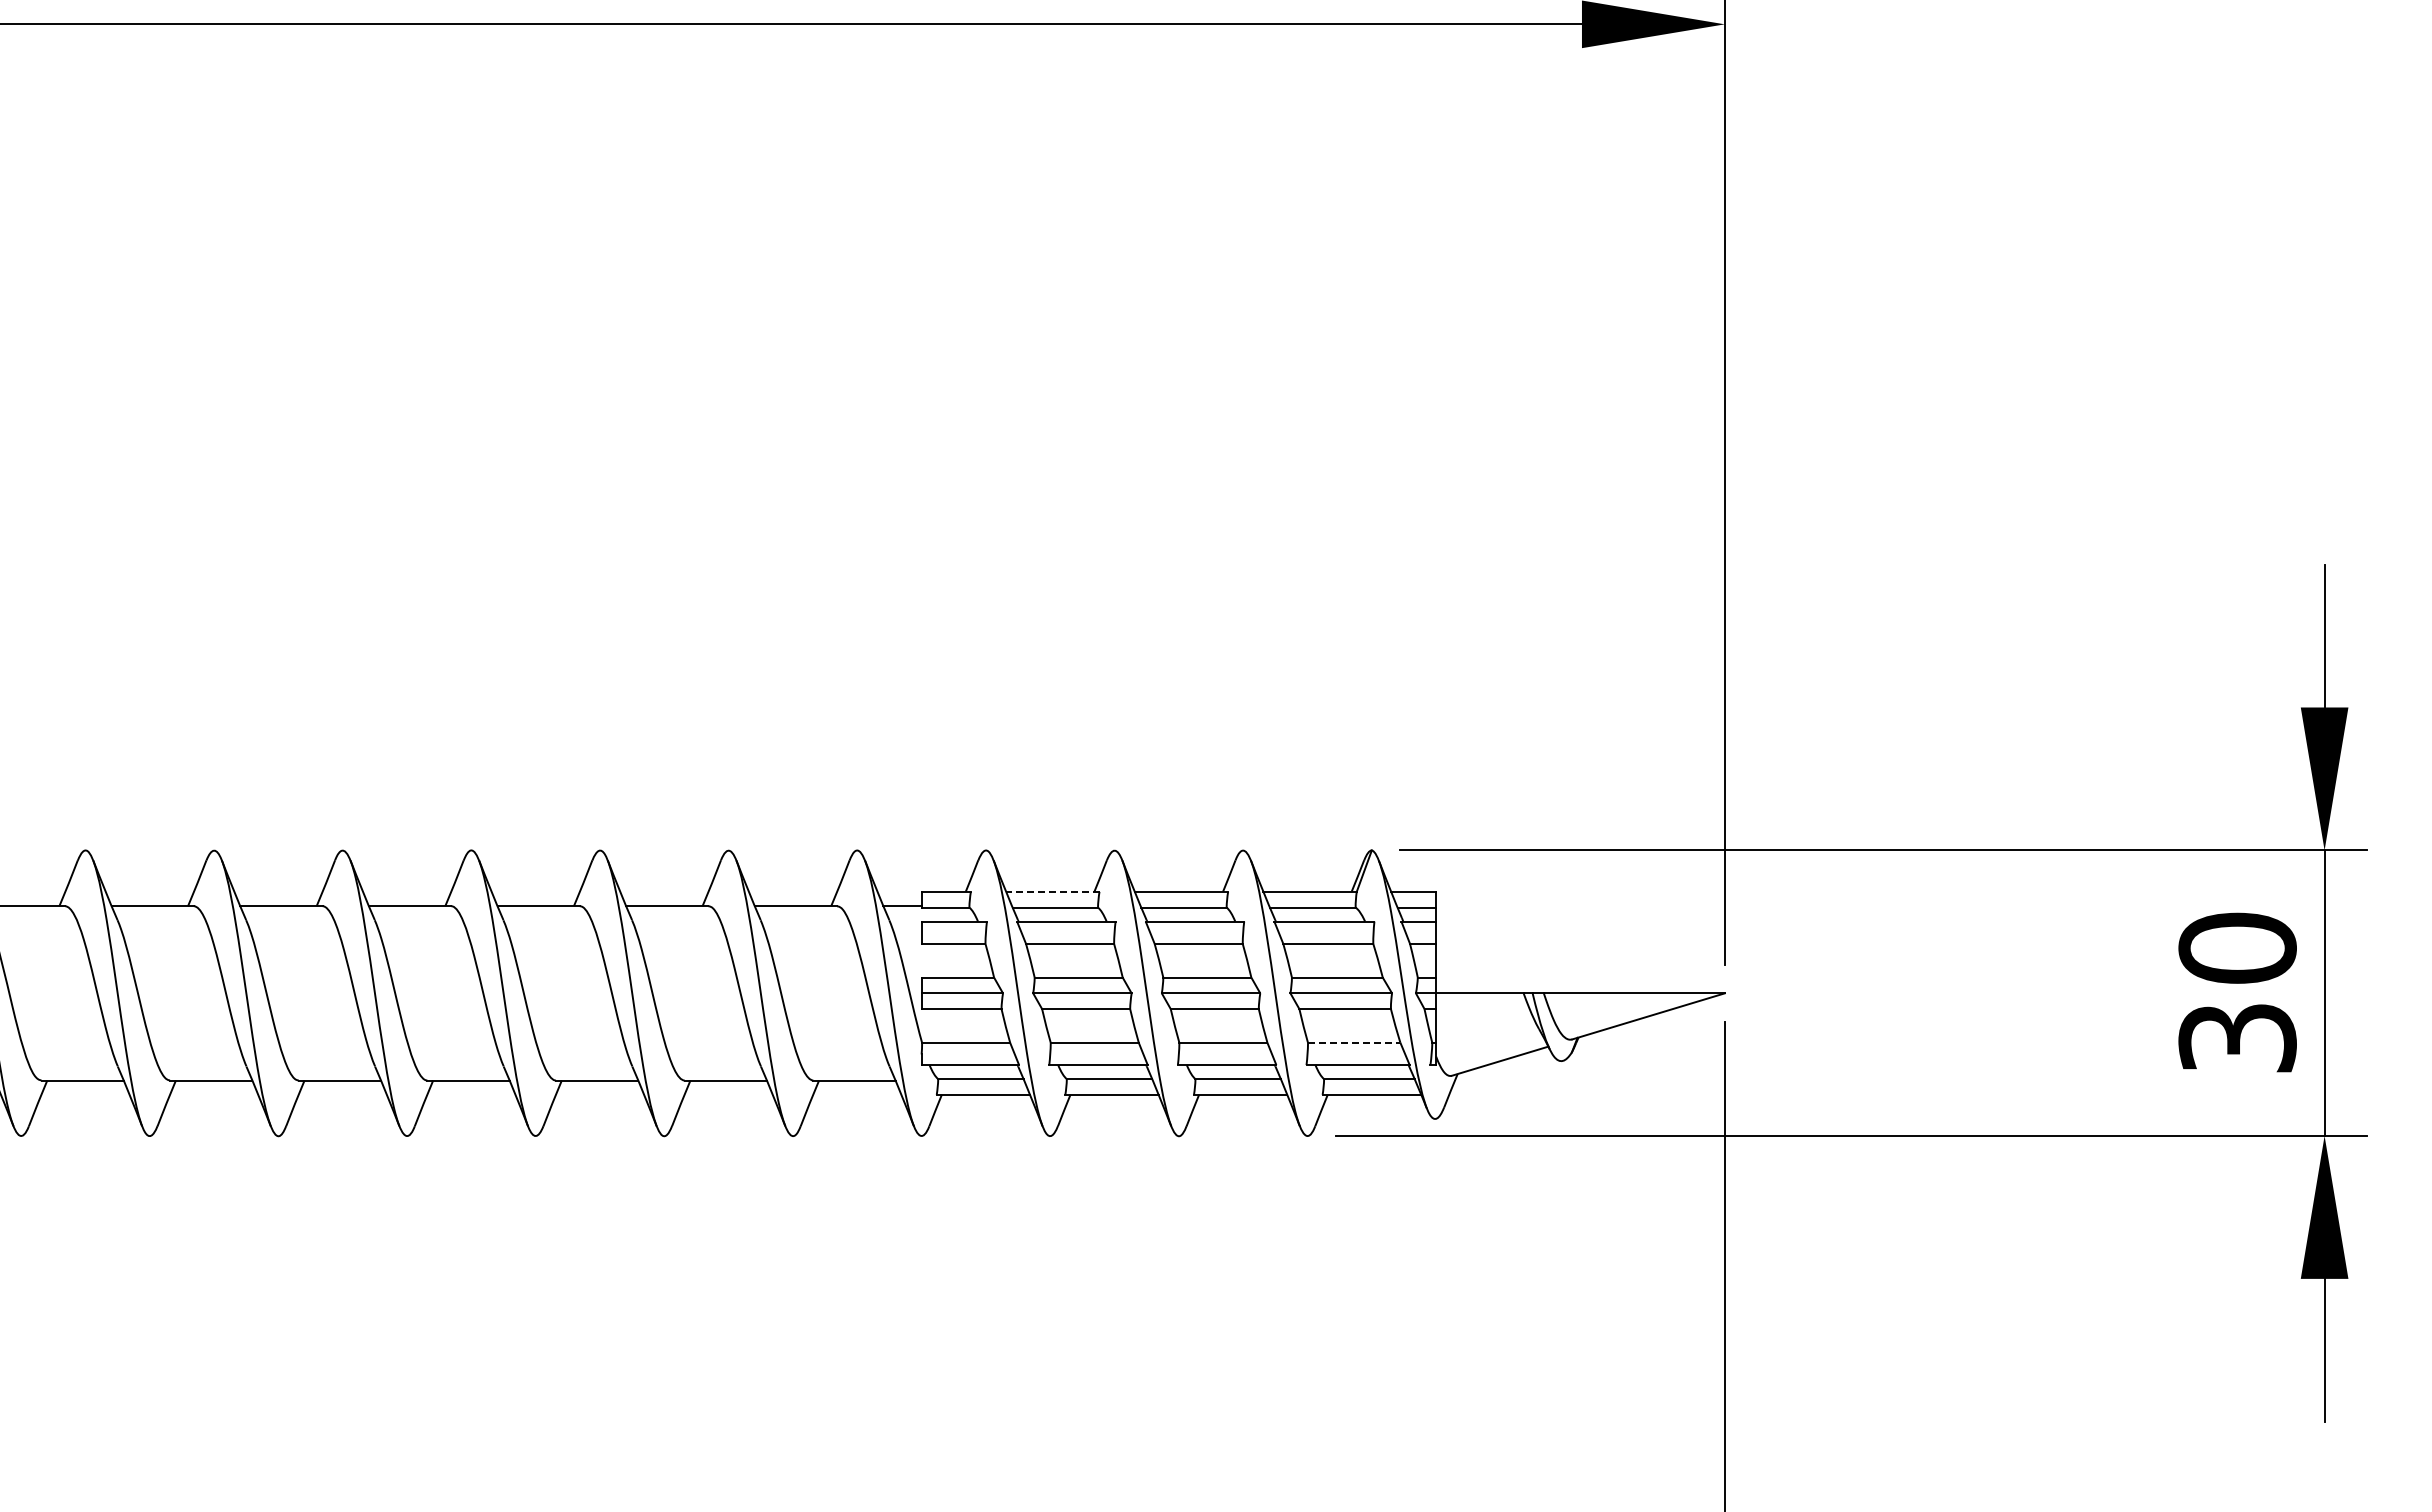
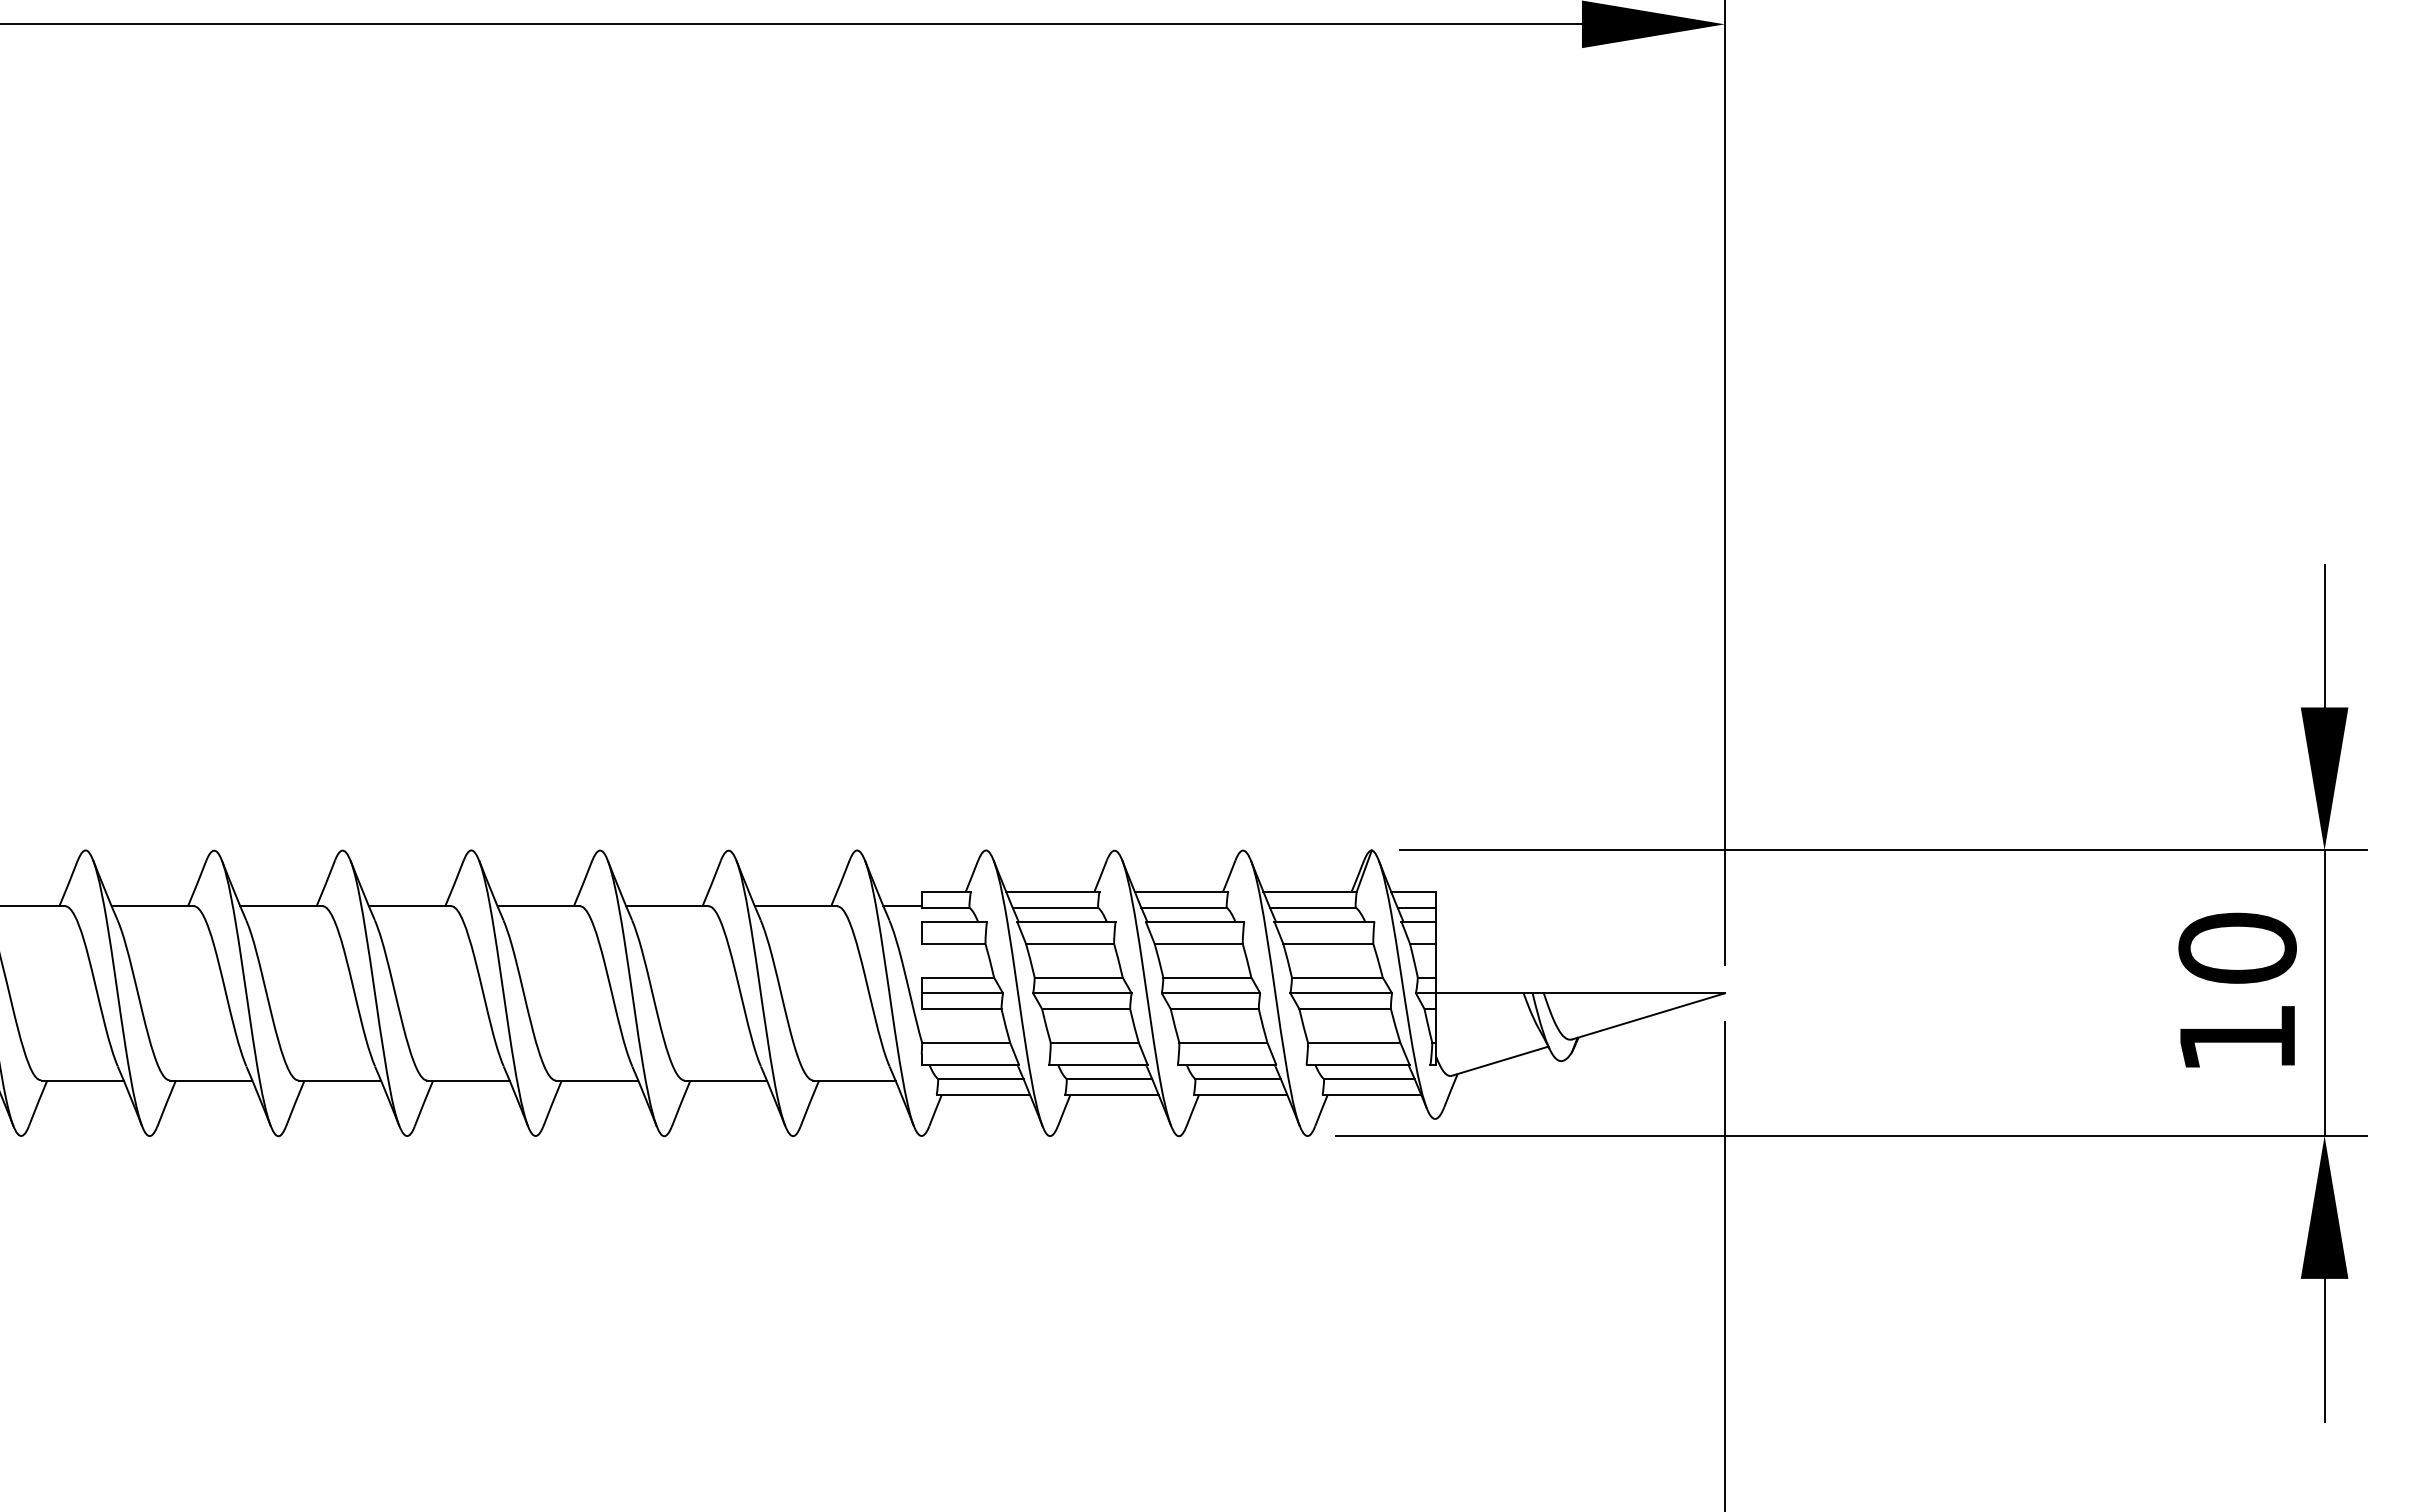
line: dashed -> solid (1052, 891)
text: 30 -> 10 (2237, 1038)
line: dashed -> solid (1354, 1042)
